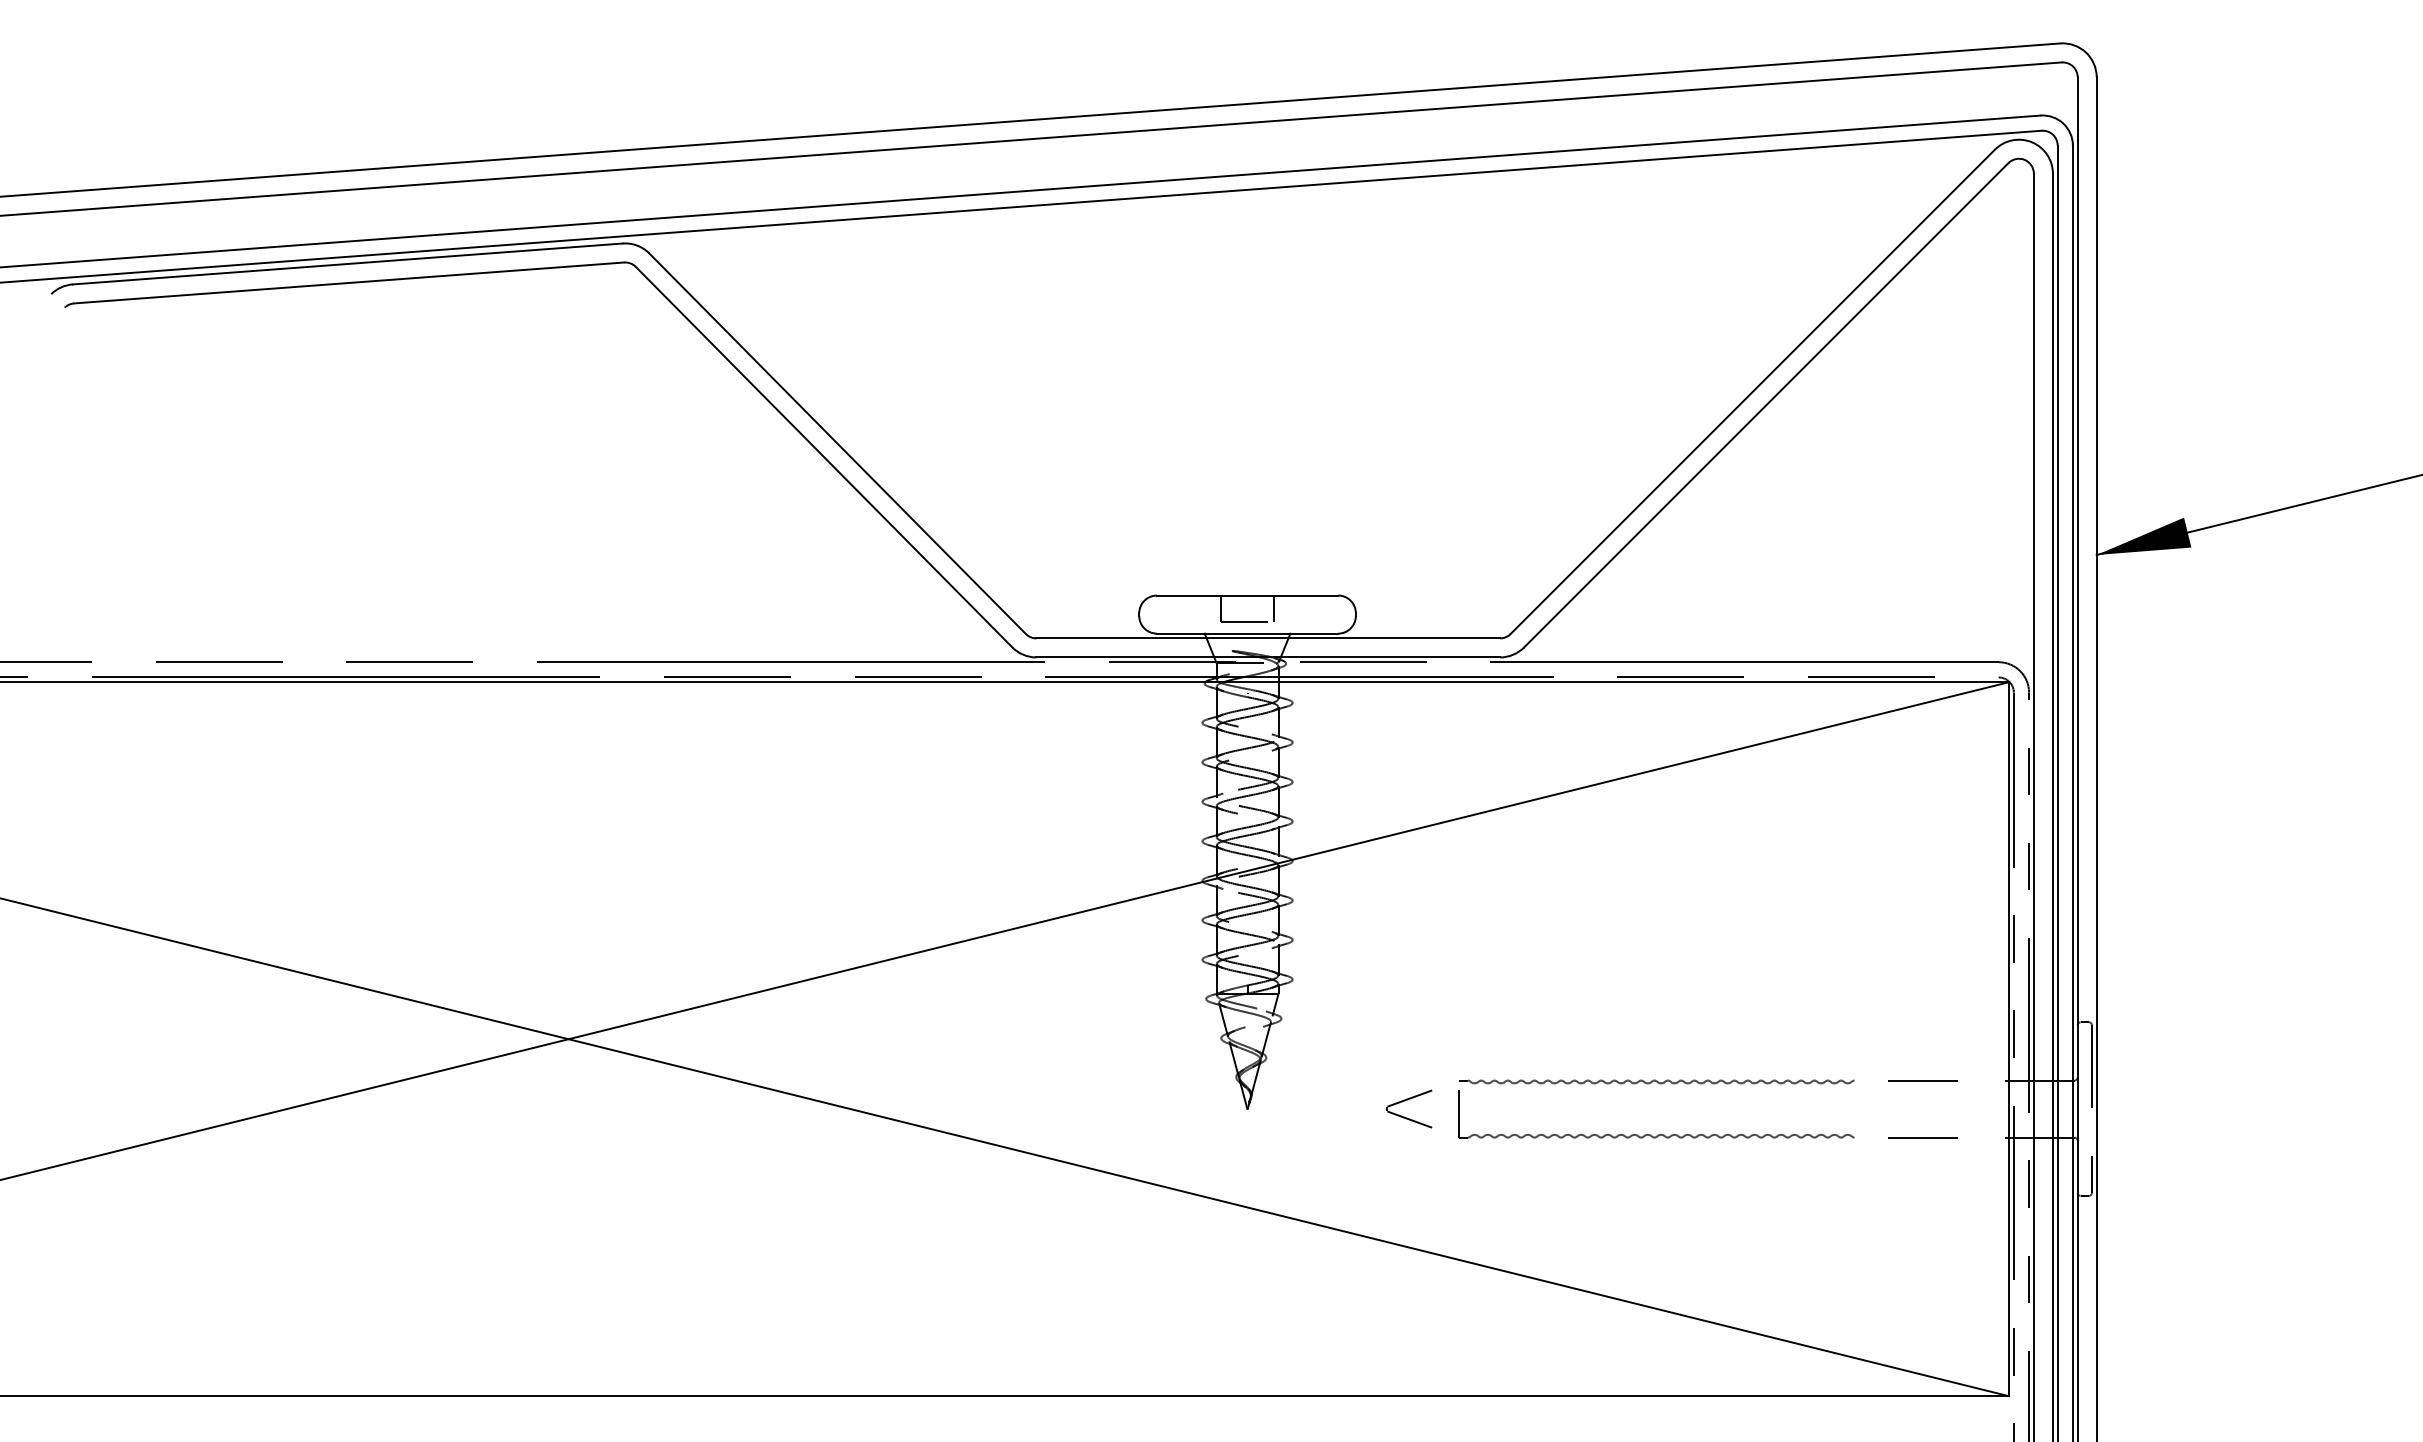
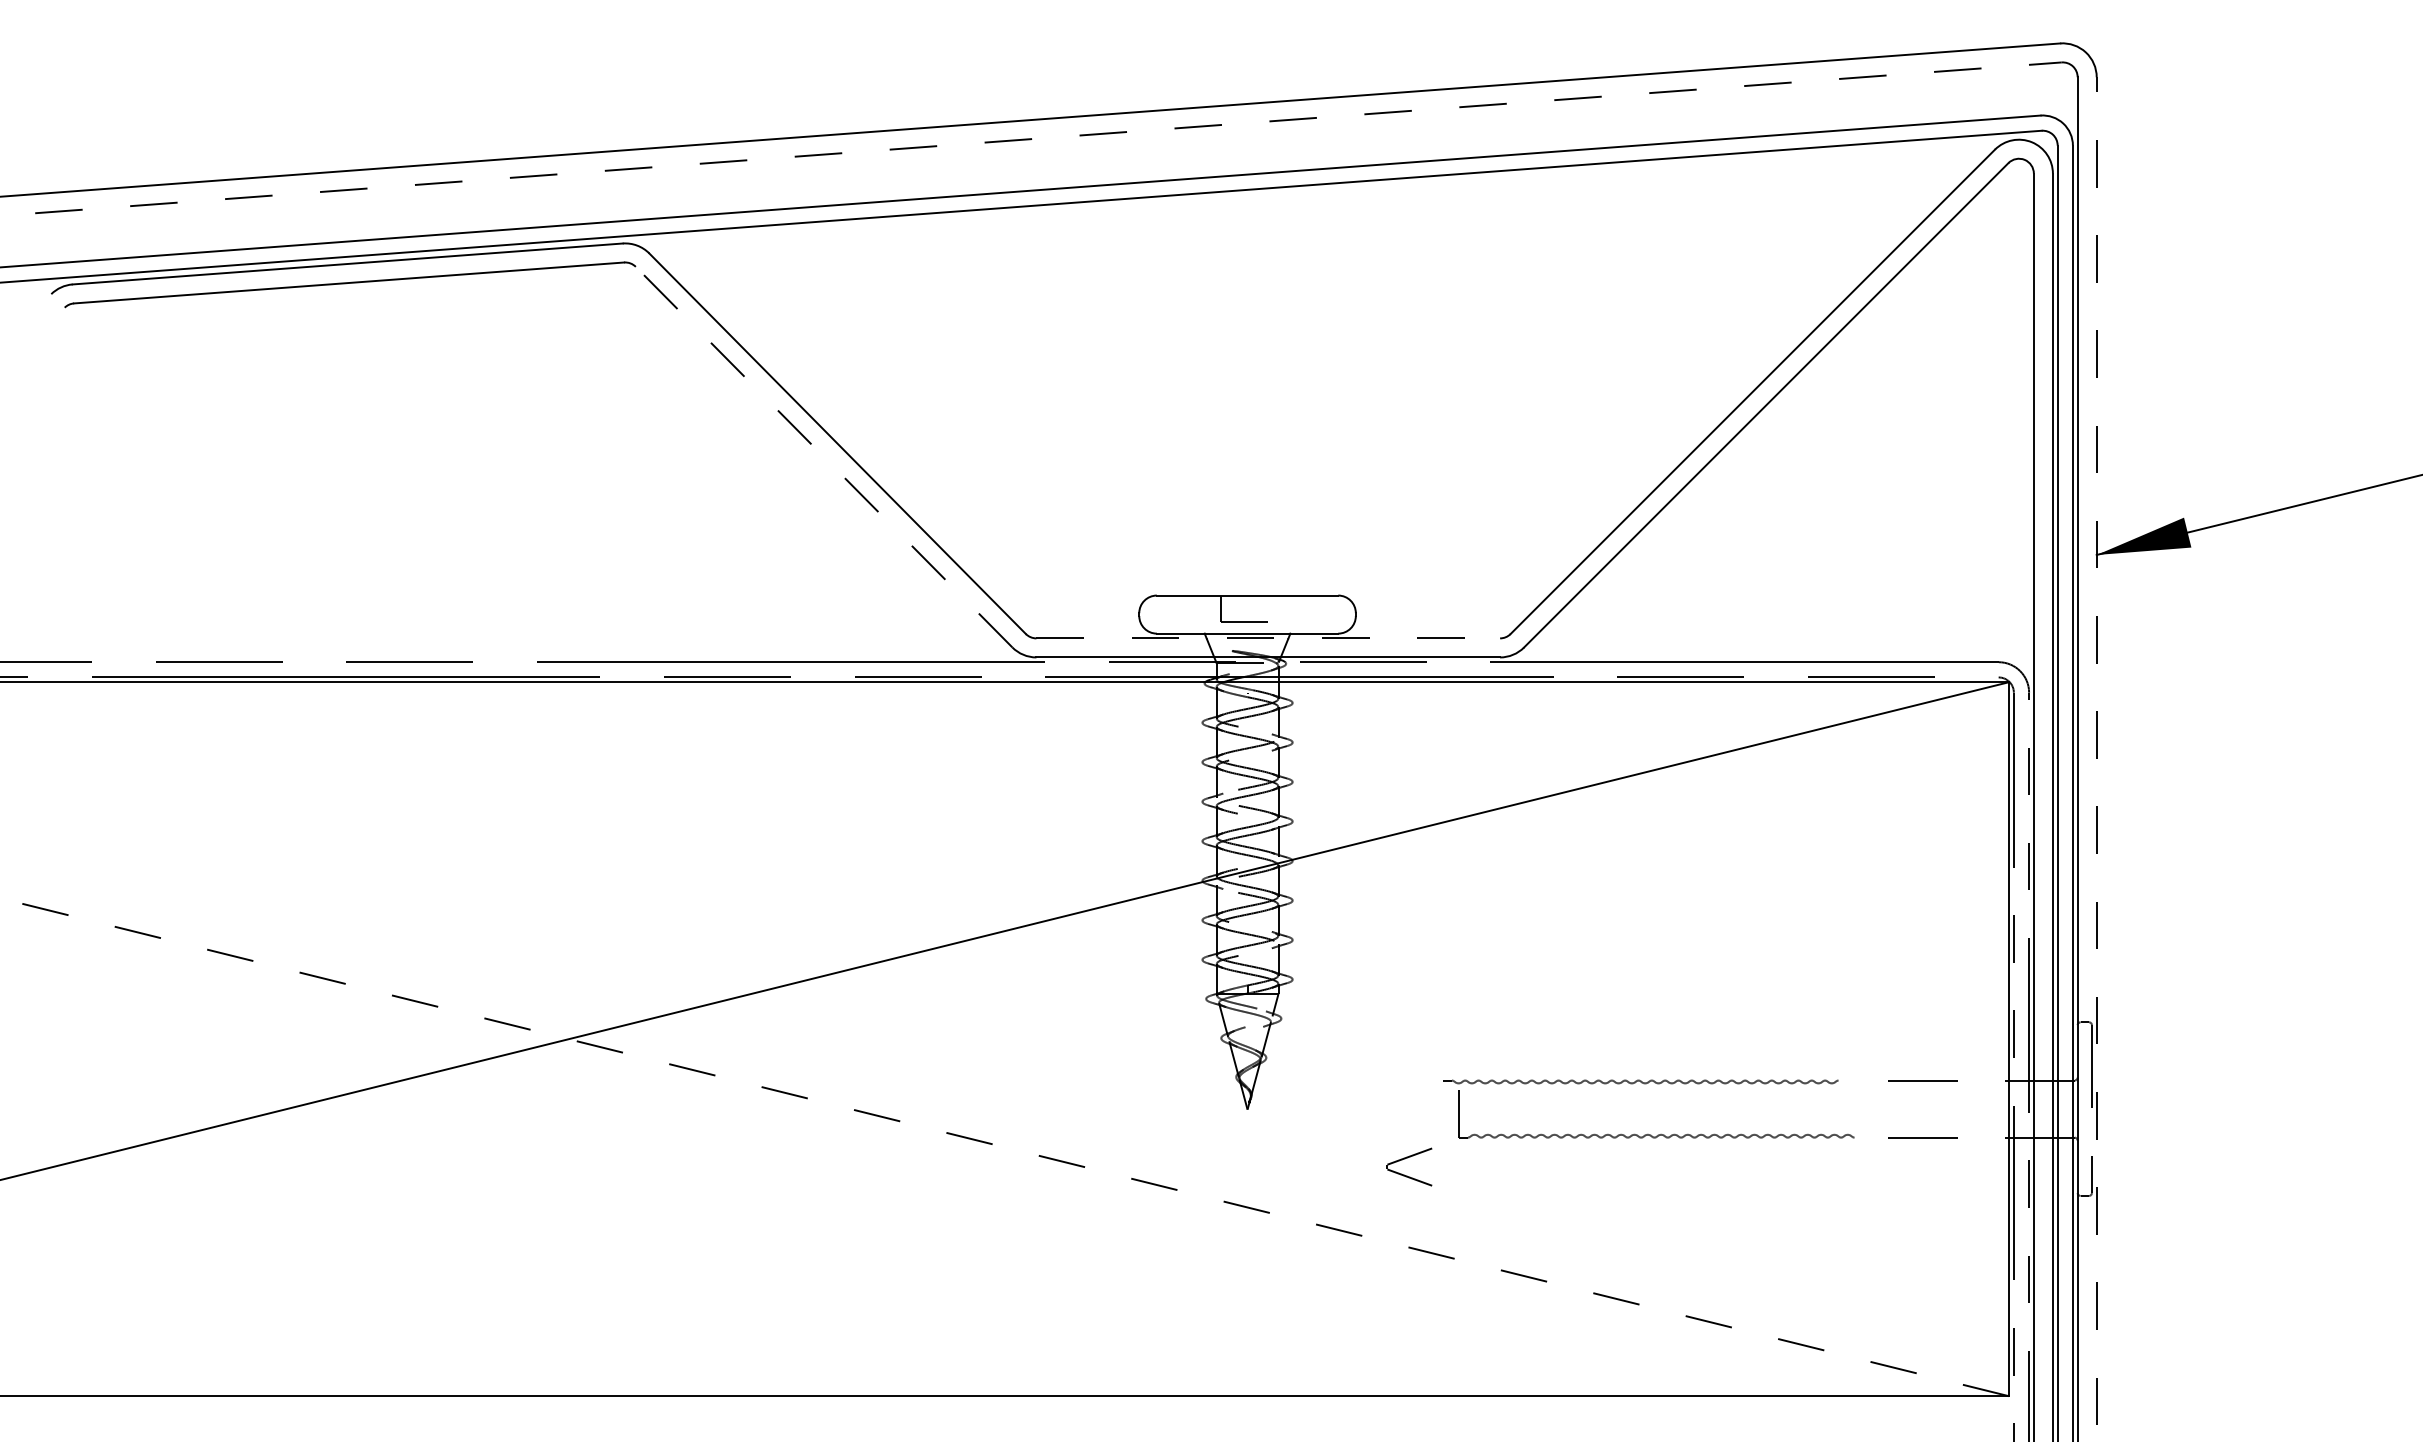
line: solid -> dashed (1031, 139)
line: solid -> dashed (824, 457)
line: present -> none (1274, 608)
line: solid -> dashed (1268, 638)
line: solid -> dashed (2096, 759)
part position: (1656, 1081) -> (1640, 1081) (1640, 1081)
part position: (1405, 1101) -> (1405, 1159) (1405, 1159)
line: solid -> dashed (1004, 1147)
